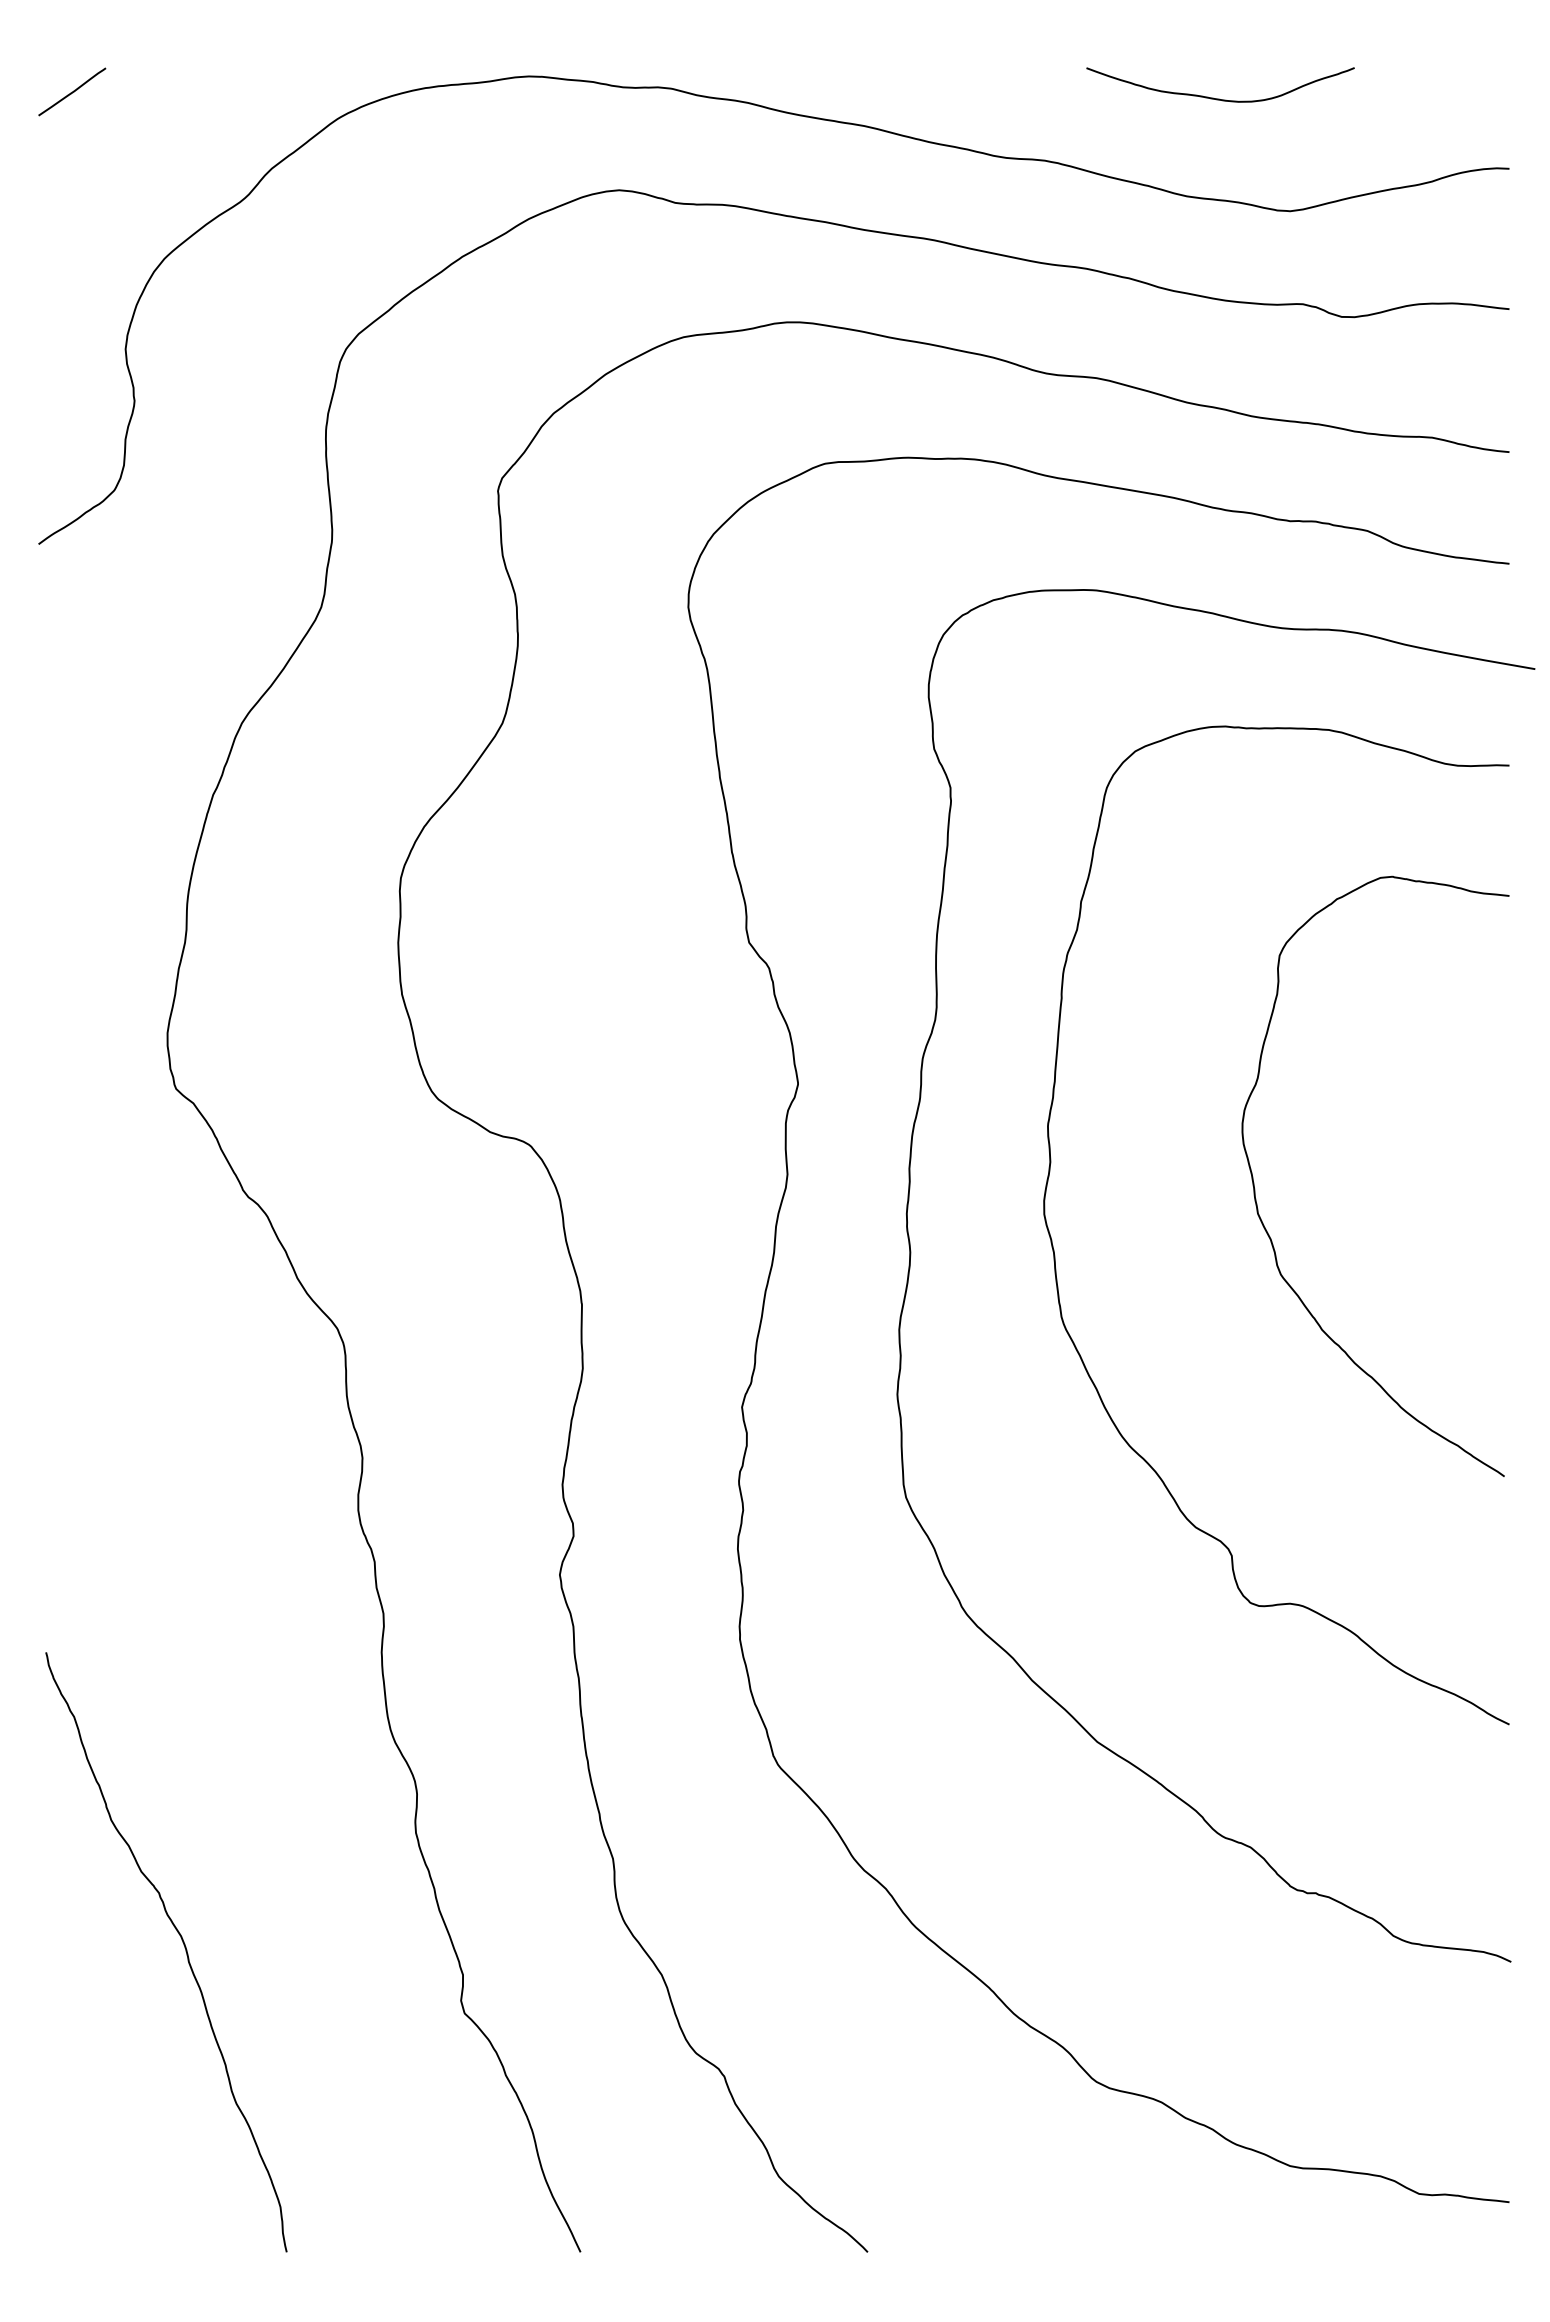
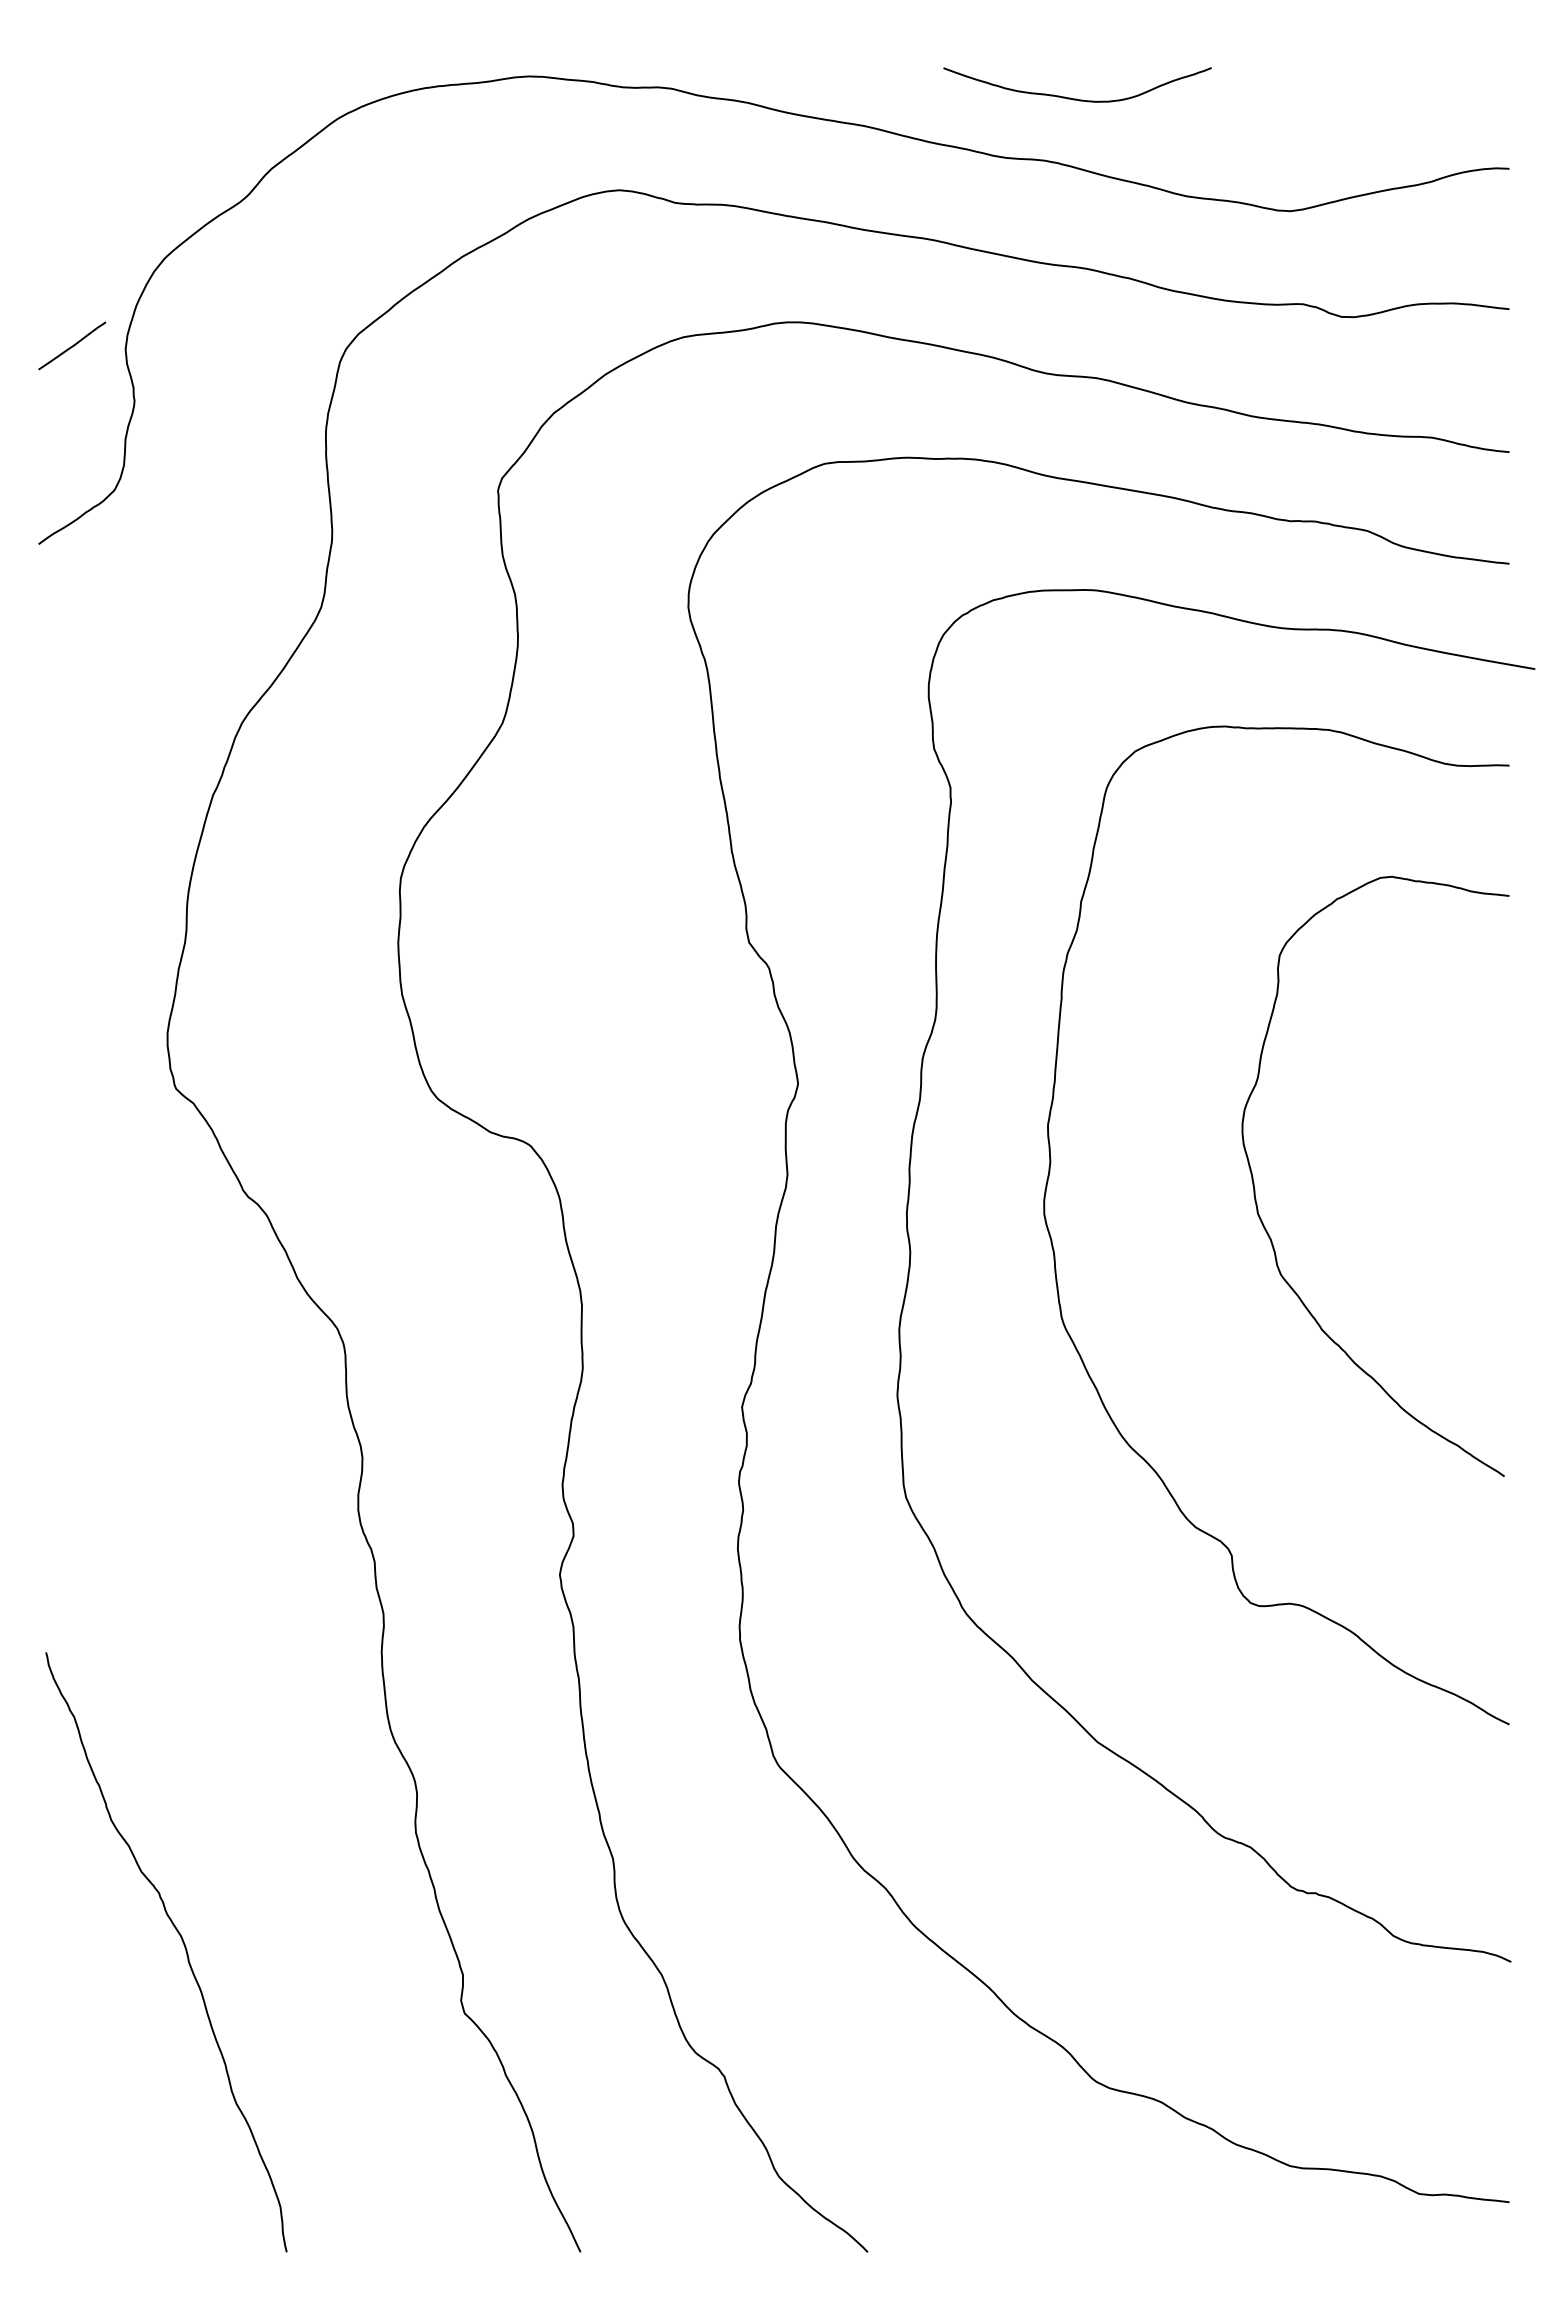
line position: (72, 91) -> (72, 345) (72, 345)
curve position: (1219, 98) -> (1076, 98) (1076, 98)
